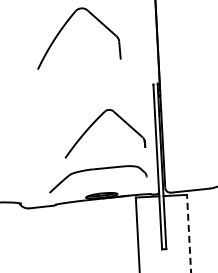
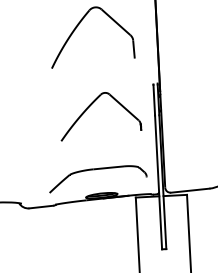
part position: (63, 28) -> (77, 27) (77, 27)
part position: (95, 122) -> (91, 105) (91, 105)
line: dashed -> solid (189, 233)
